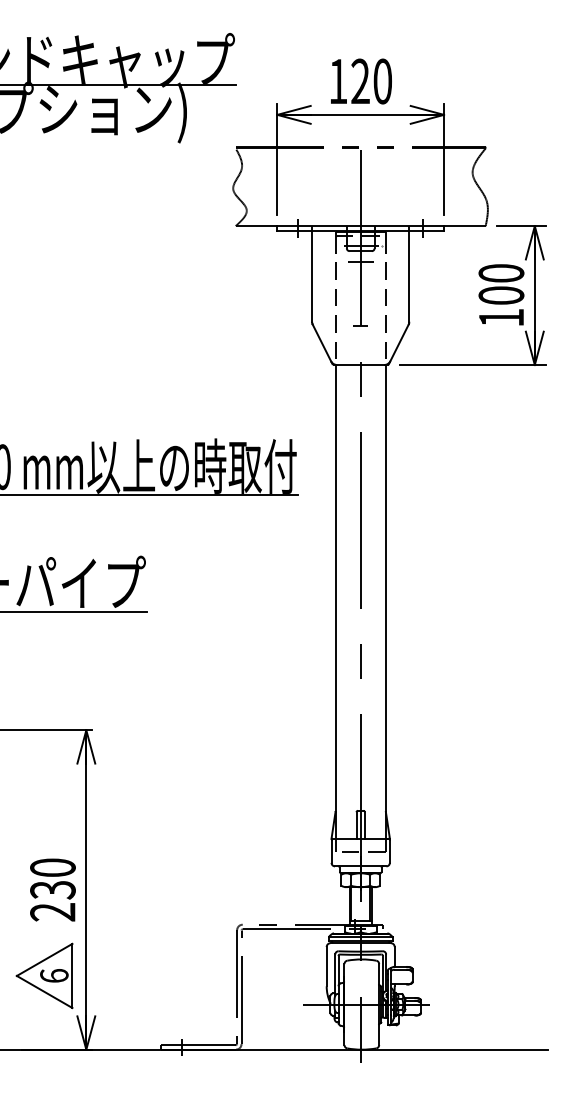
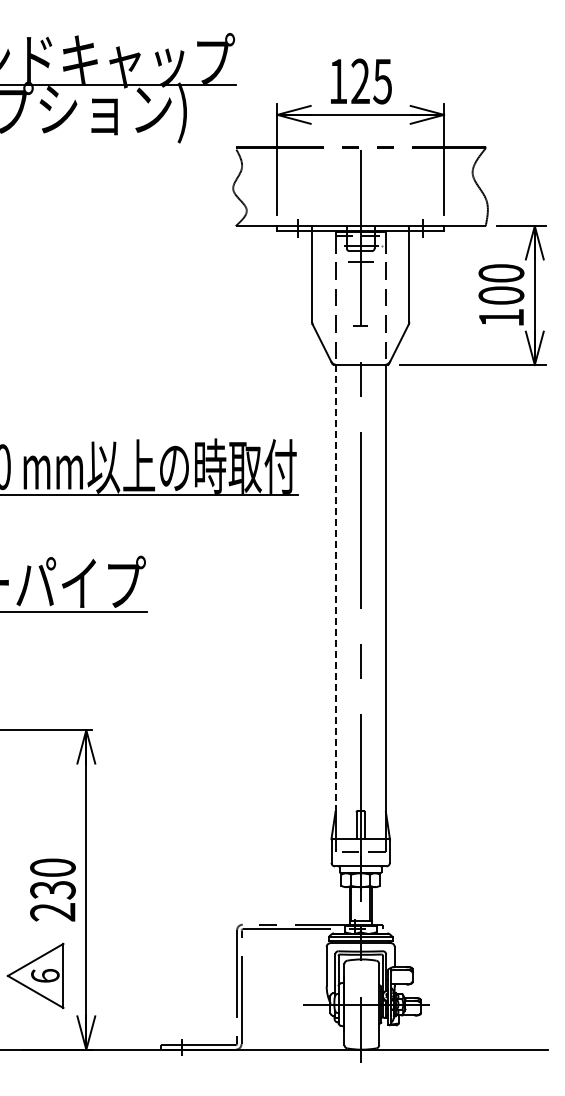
text: 120 -> 125 (382, 81)
line: solid -> dashed (335, 588)
part position: (44, 975) -> (35, 975) (35, 975)
